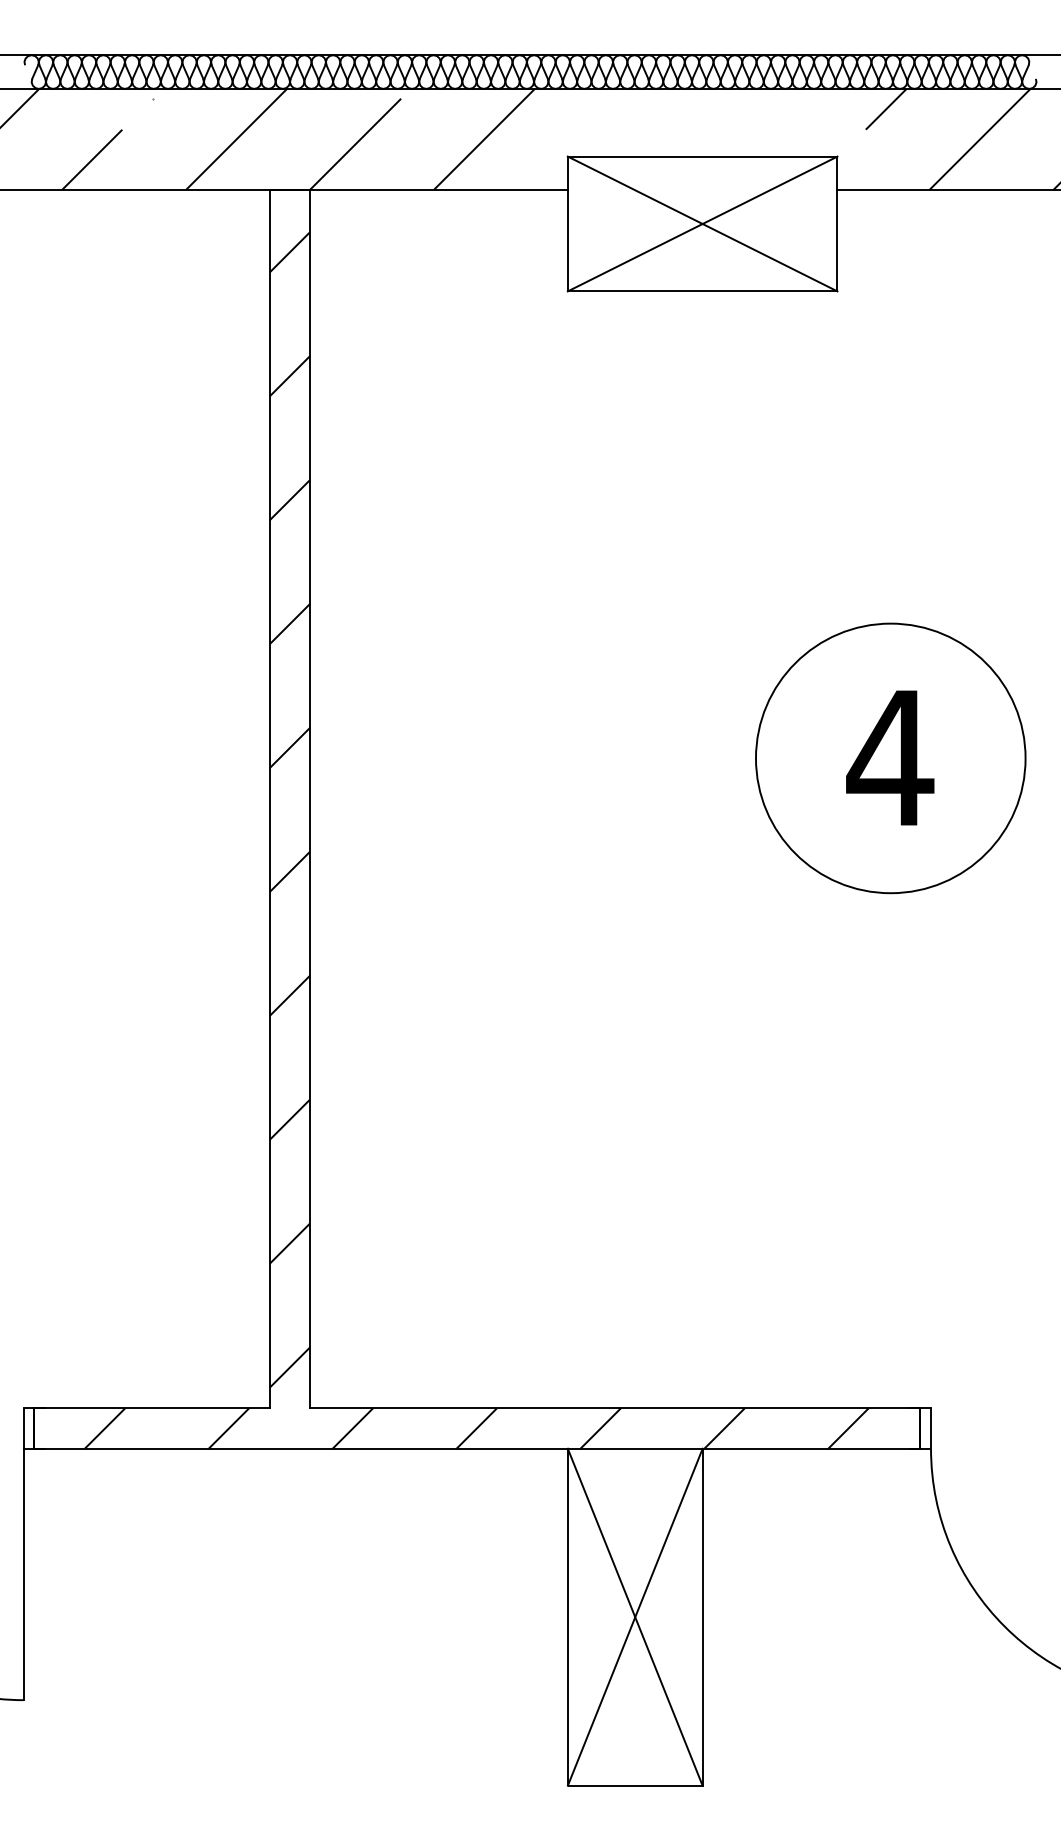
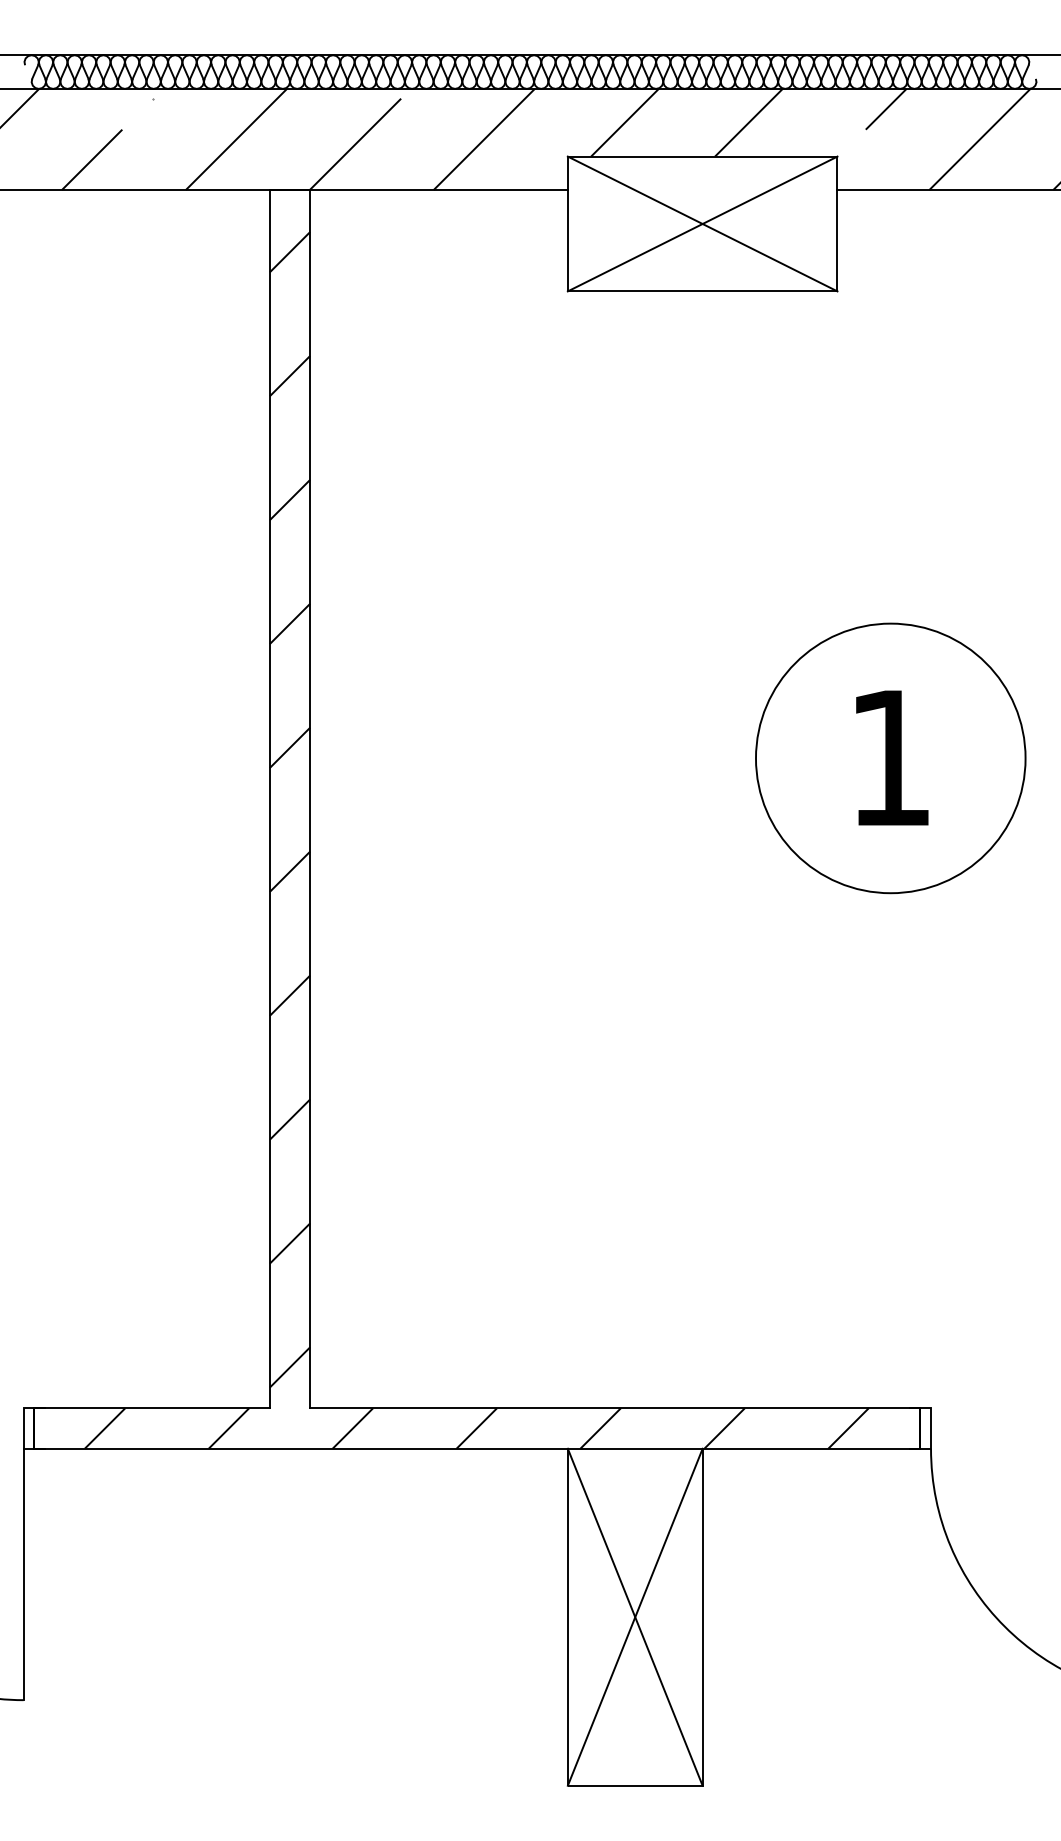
hatch: none -> present (686, 122)
text: 4 -> 1 (890, 757)
